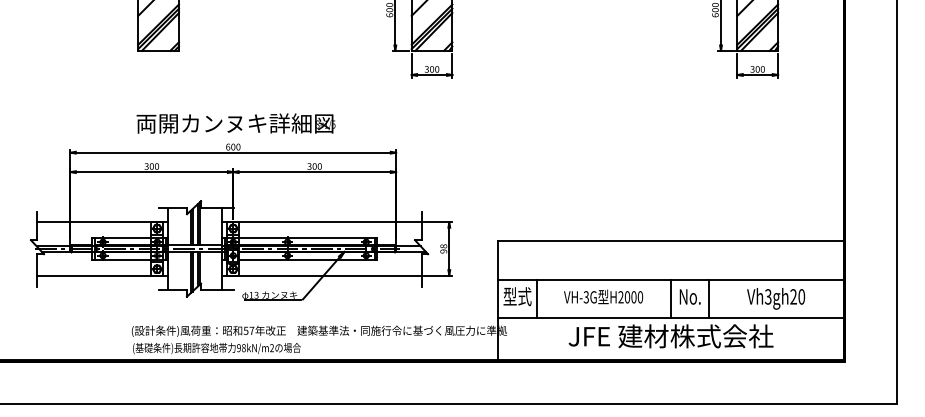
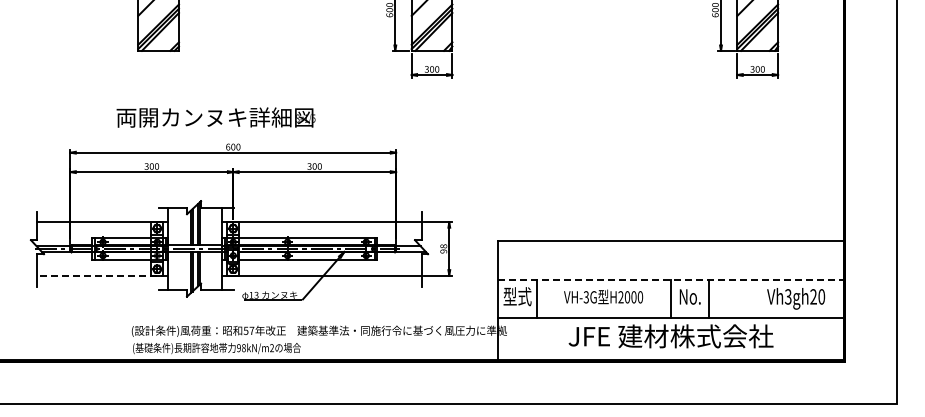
text position: (235, 123) -> (215, 117) (215, 117)
line: solid -> dashed (102, 275)
line: solid -> dashed (670, 279)
text position: (776, 298) -> (796, 298) (796, 298)
